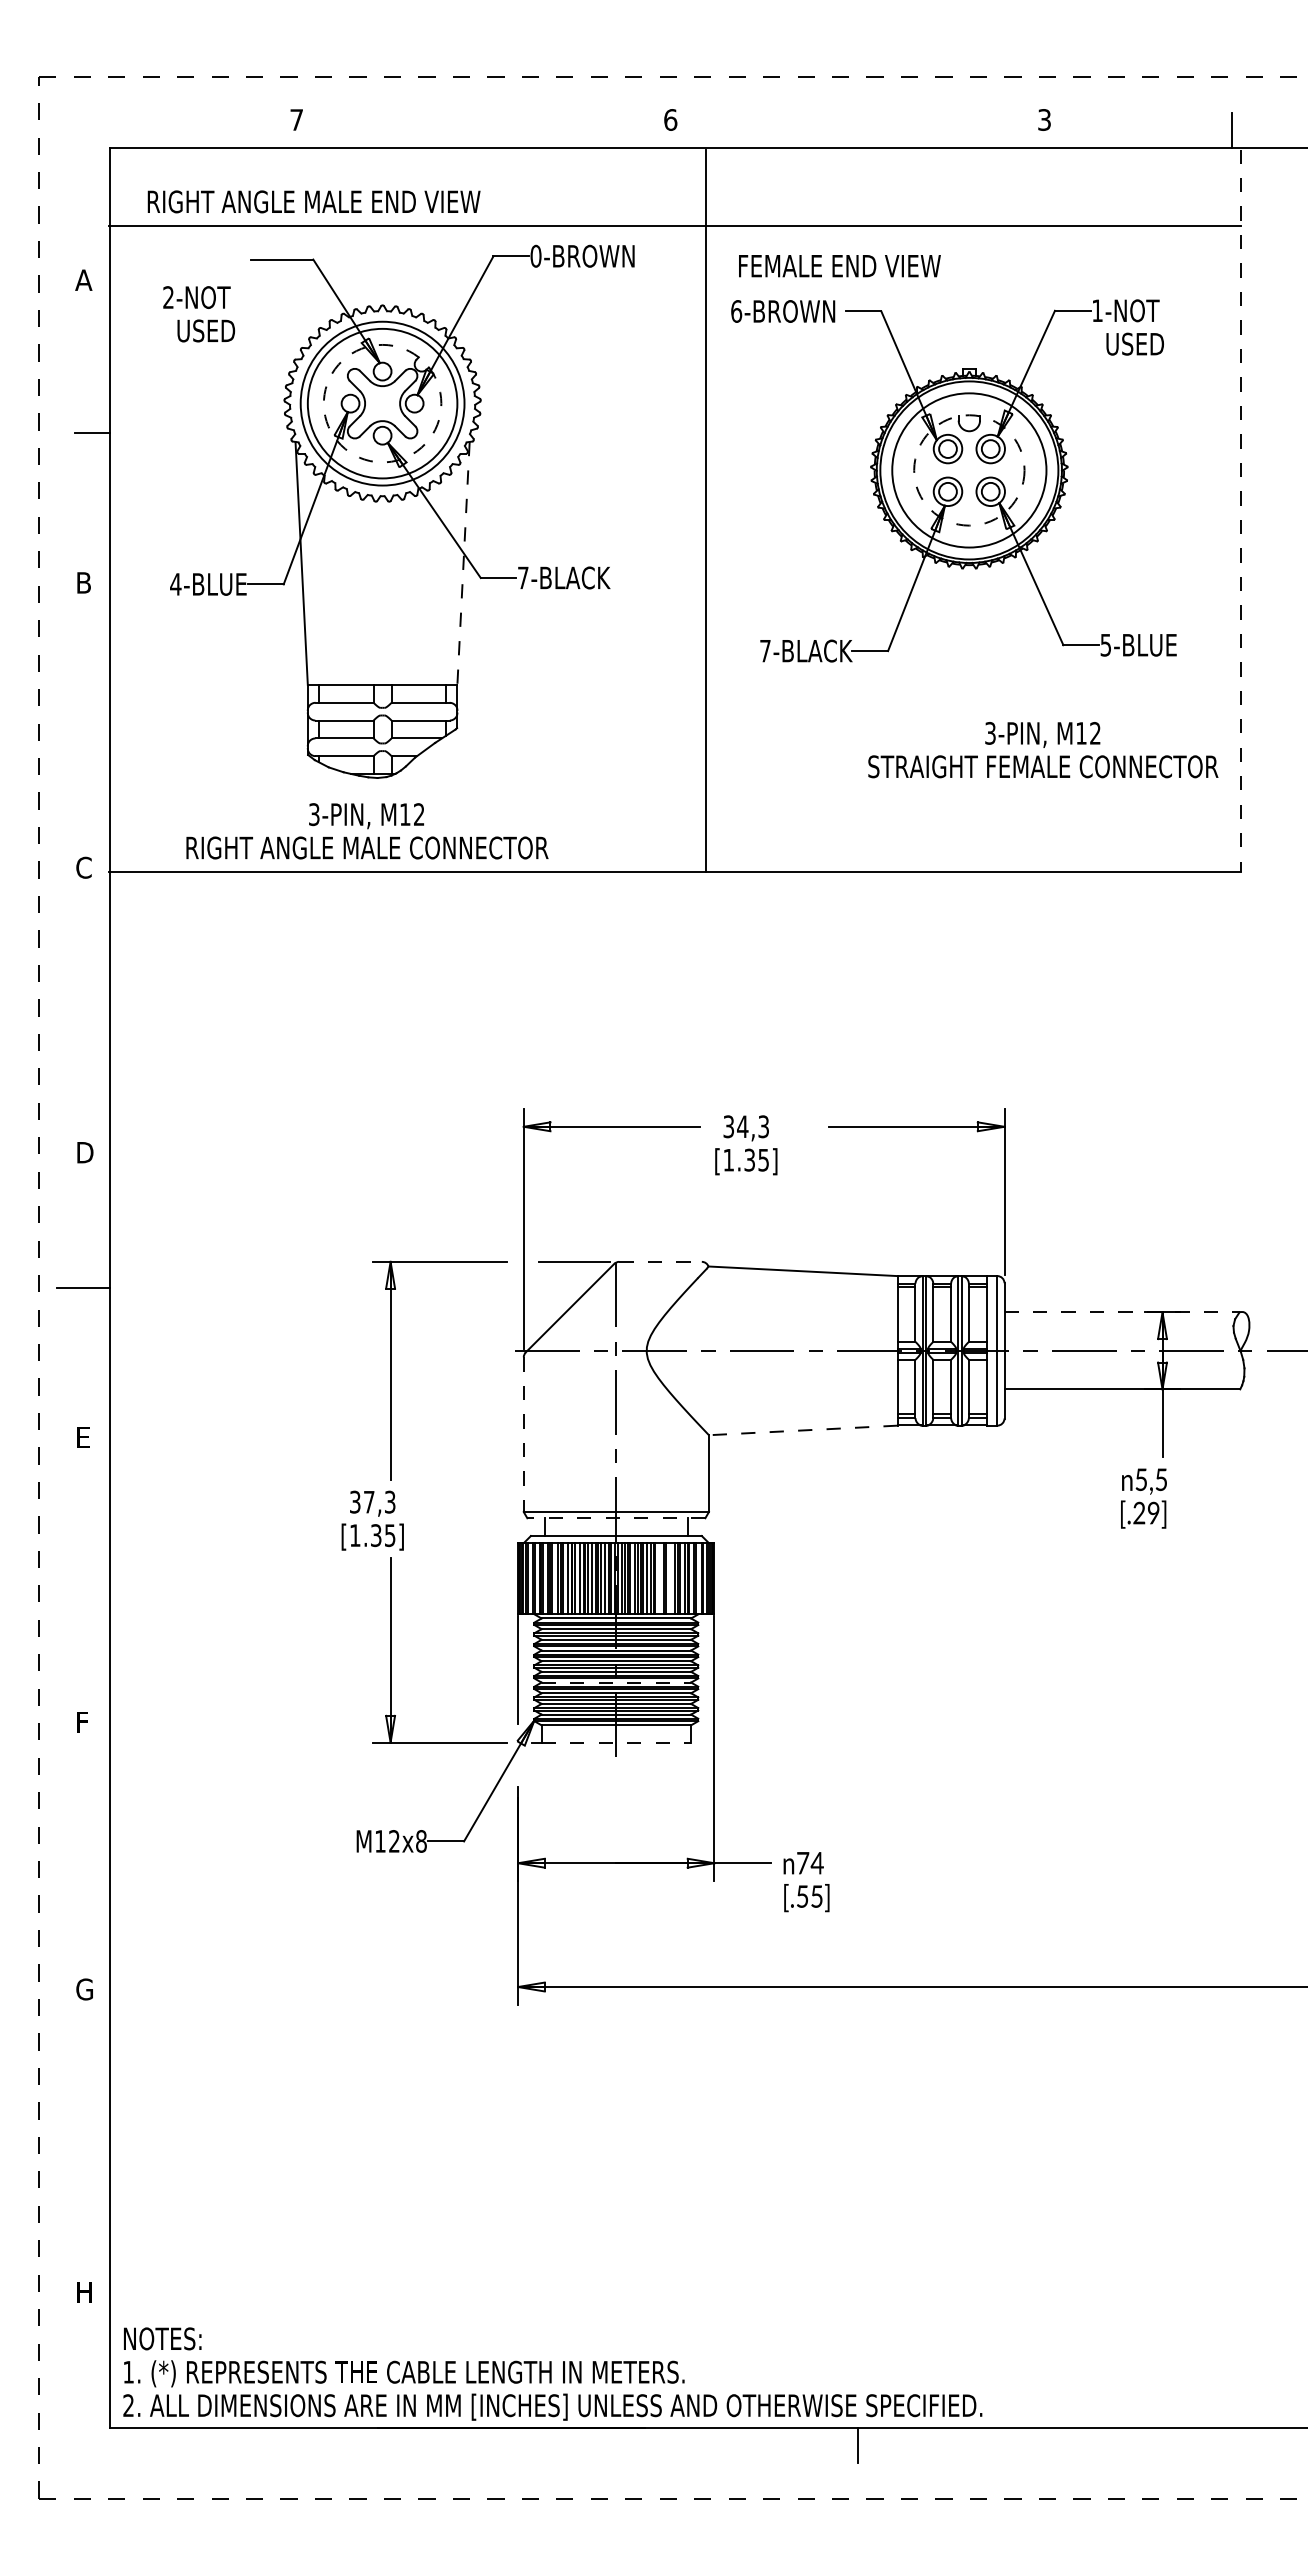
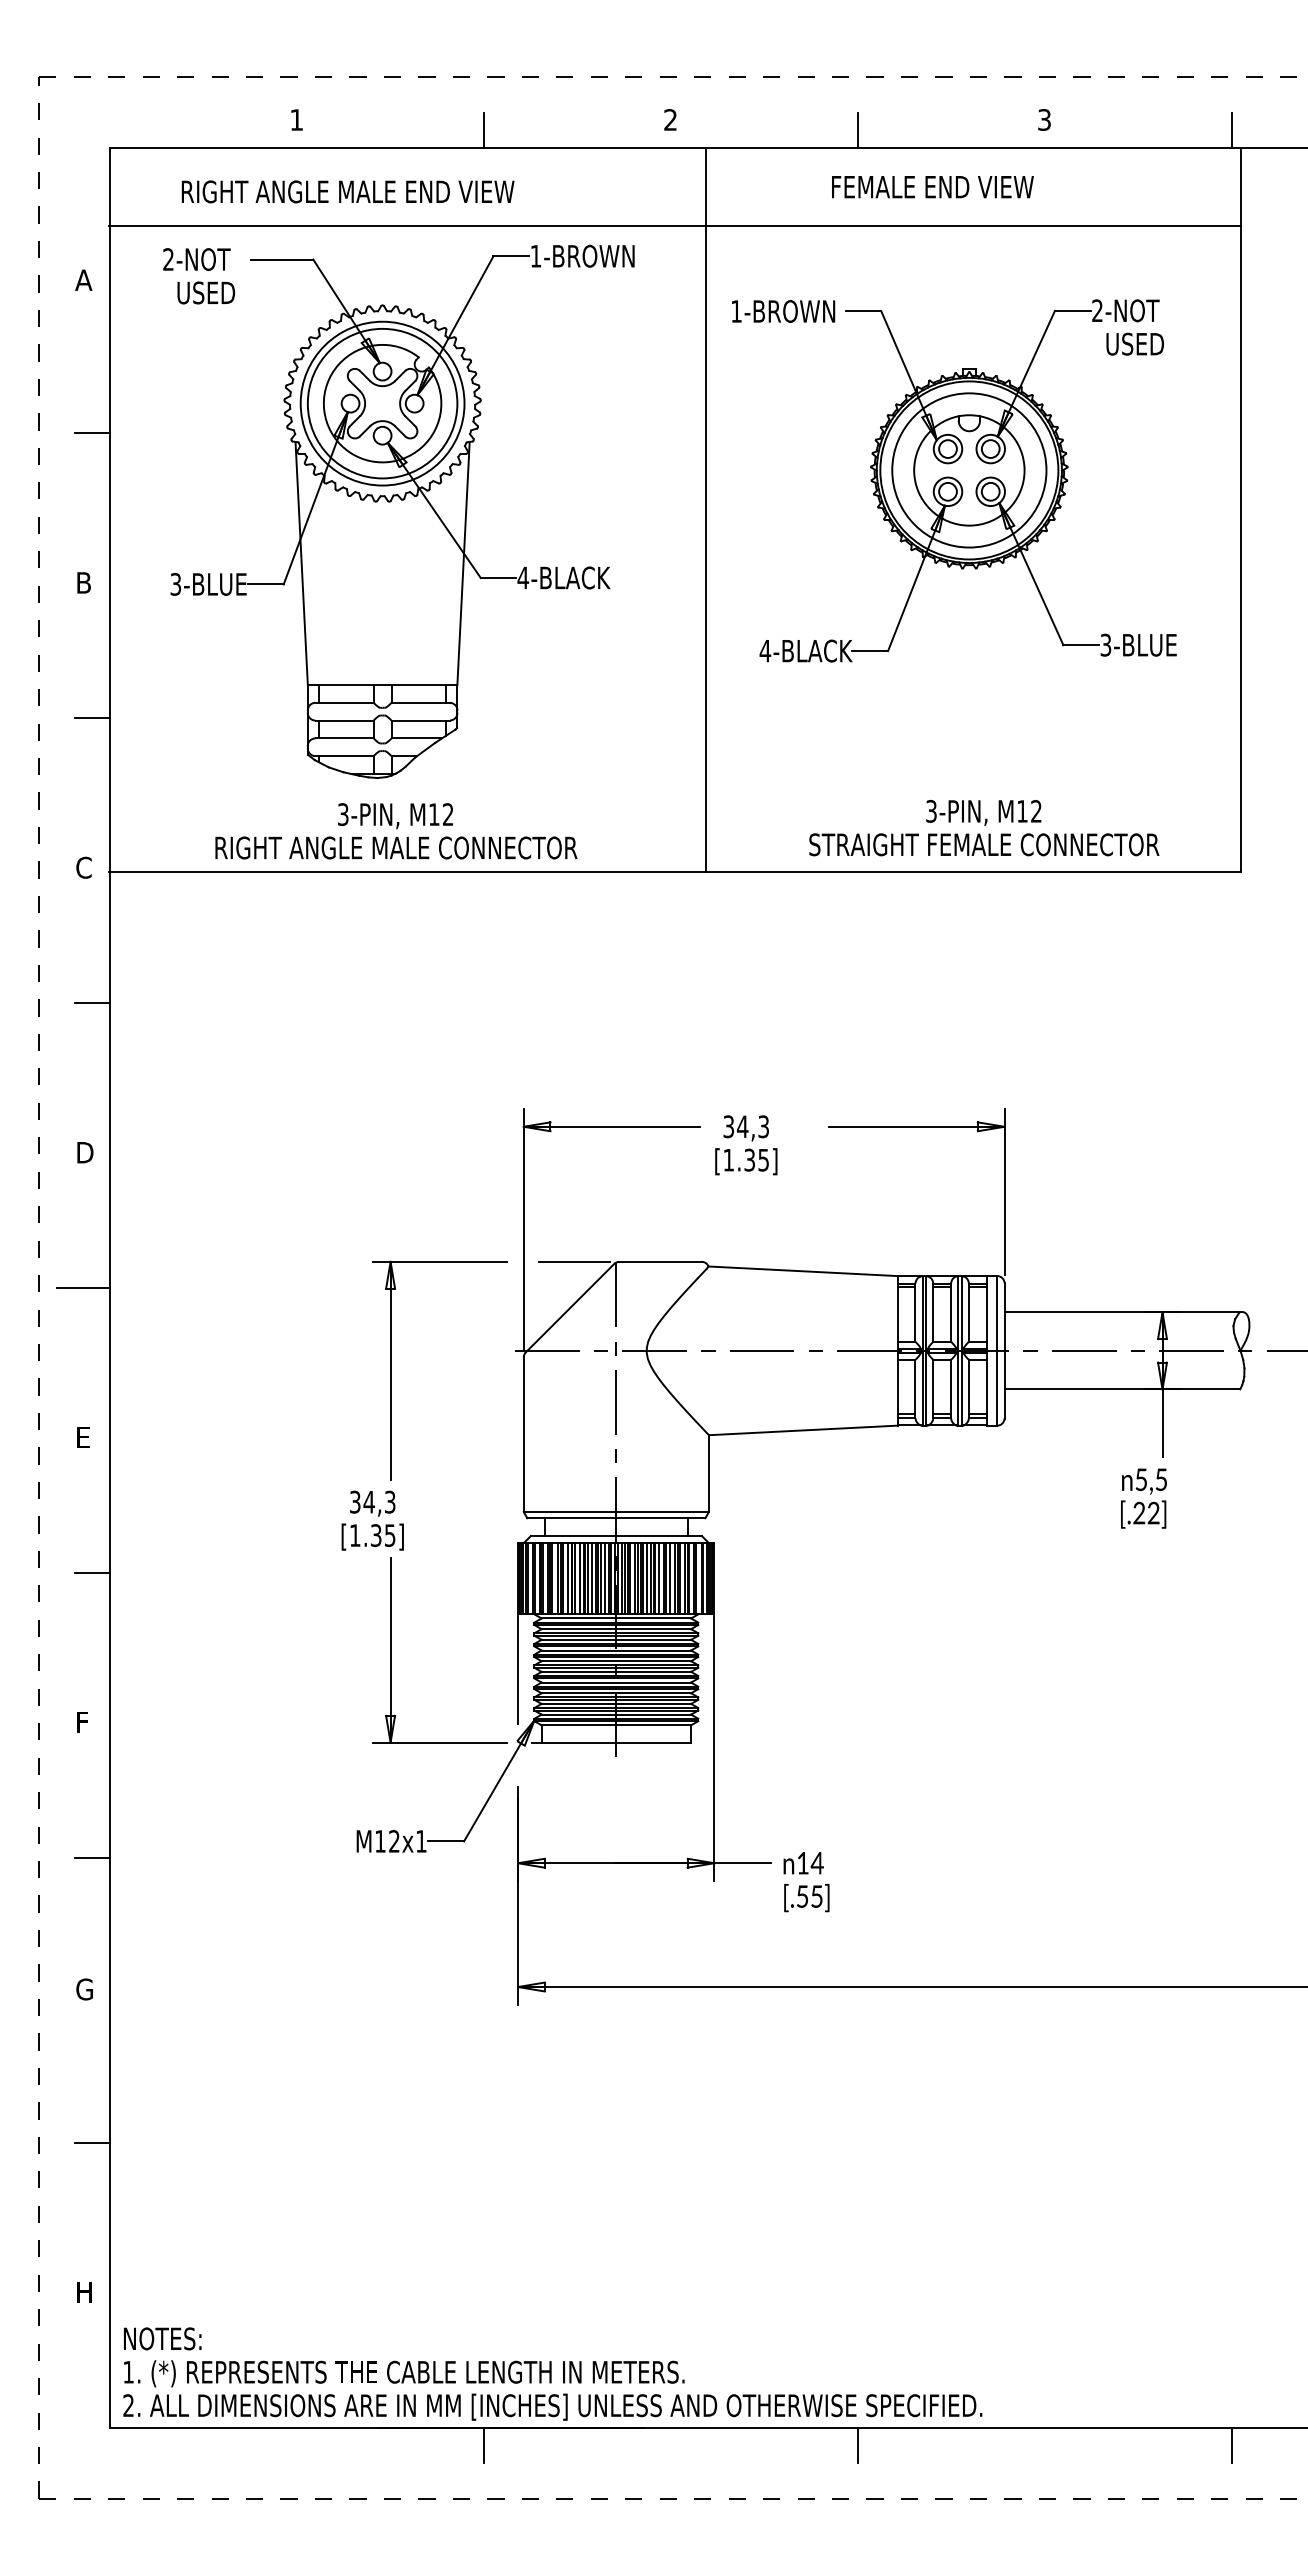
text: 7 -> 1 (296, 119)
text: 6 -> 2 (670, 119)
line: none -> present (484, 130)
line: none -> present (858, 130)
text position: (313, 201) -> (347, 191) (347, 191)
text: 0-BROWN -> 1-BROWN (535, 255)
text position: (839, 266) -> (932, 187) (932, 187)
text: 1-NOT -> 2-NOT (1097, 310)
text: 6-BROWN -> 1-BROWN (736, 311)
text position: (199, 314) -> (199, 276) (199, 276)
arc: dashed -> solid (341, 445)
circle: dashed -> solid (969, 470)
line: dashed -> solid (1240, 511)
line: dashed -> solid (463, 563)
text: 7-BLACK -> 4-BLACK (523, 577)
text: 4-BLUE -> 3-BLUE (175, 584)
text: 5-BLUE -> 3-BLUE (1106, 644)
text: 7-BLACK -> 4-BLACK (765, 651)
line: none -> present (92, 718)
text position: (1043, 750) -> (984, 828) (984, 828)
text position: (367, 831) -> (396, 831) (396, 831)
line: none -> present (92, 1003)
line: dashed -> solid (661, 1261)
line: dashed -> solid (1122, 1312)
line: dashed -> solid (802, 1430)
line: dashed -> solid (523, 1435)
text: 37,3 -> 34,3 (368, 1502)
text: [.29] -> [.22] (1153, 1513)
line: dashed -> solid (615, 1518)
line: none -> present (92, 1572)
line: none -> present (658, 1578)
line: none -> present (669, 1578)
line: dashed -> solid (616, 1682)
line: dashed -> solid (616, 1742)
text: M12x8 -> M12x1 (421, 1841)
line: none -> present (92, 1857)
text: 74 -> 14 (803, 1863)
line: none -> present (92, 2142)
line: none -> present (484, 2445)
line: none -> present (1232, 2445)
